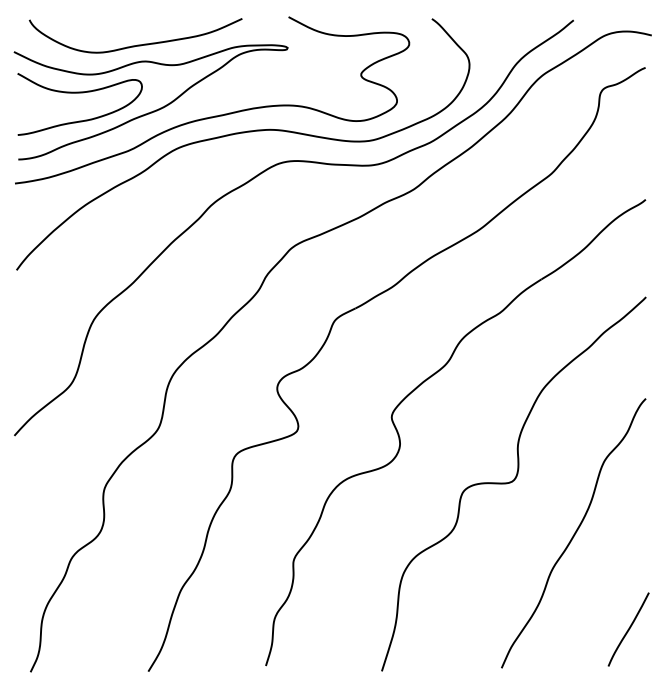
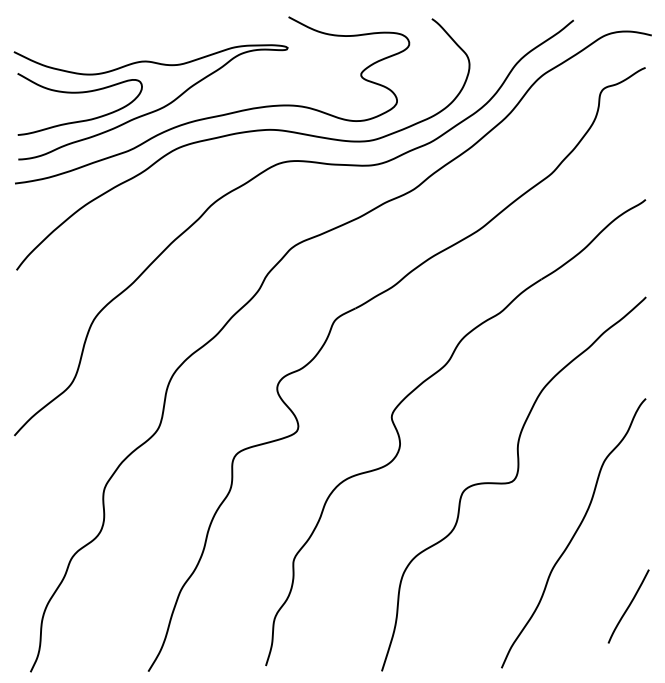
curve: present -> none (137, 44)
curve position: (628, 629) -> (628, 606) (628, 606)
